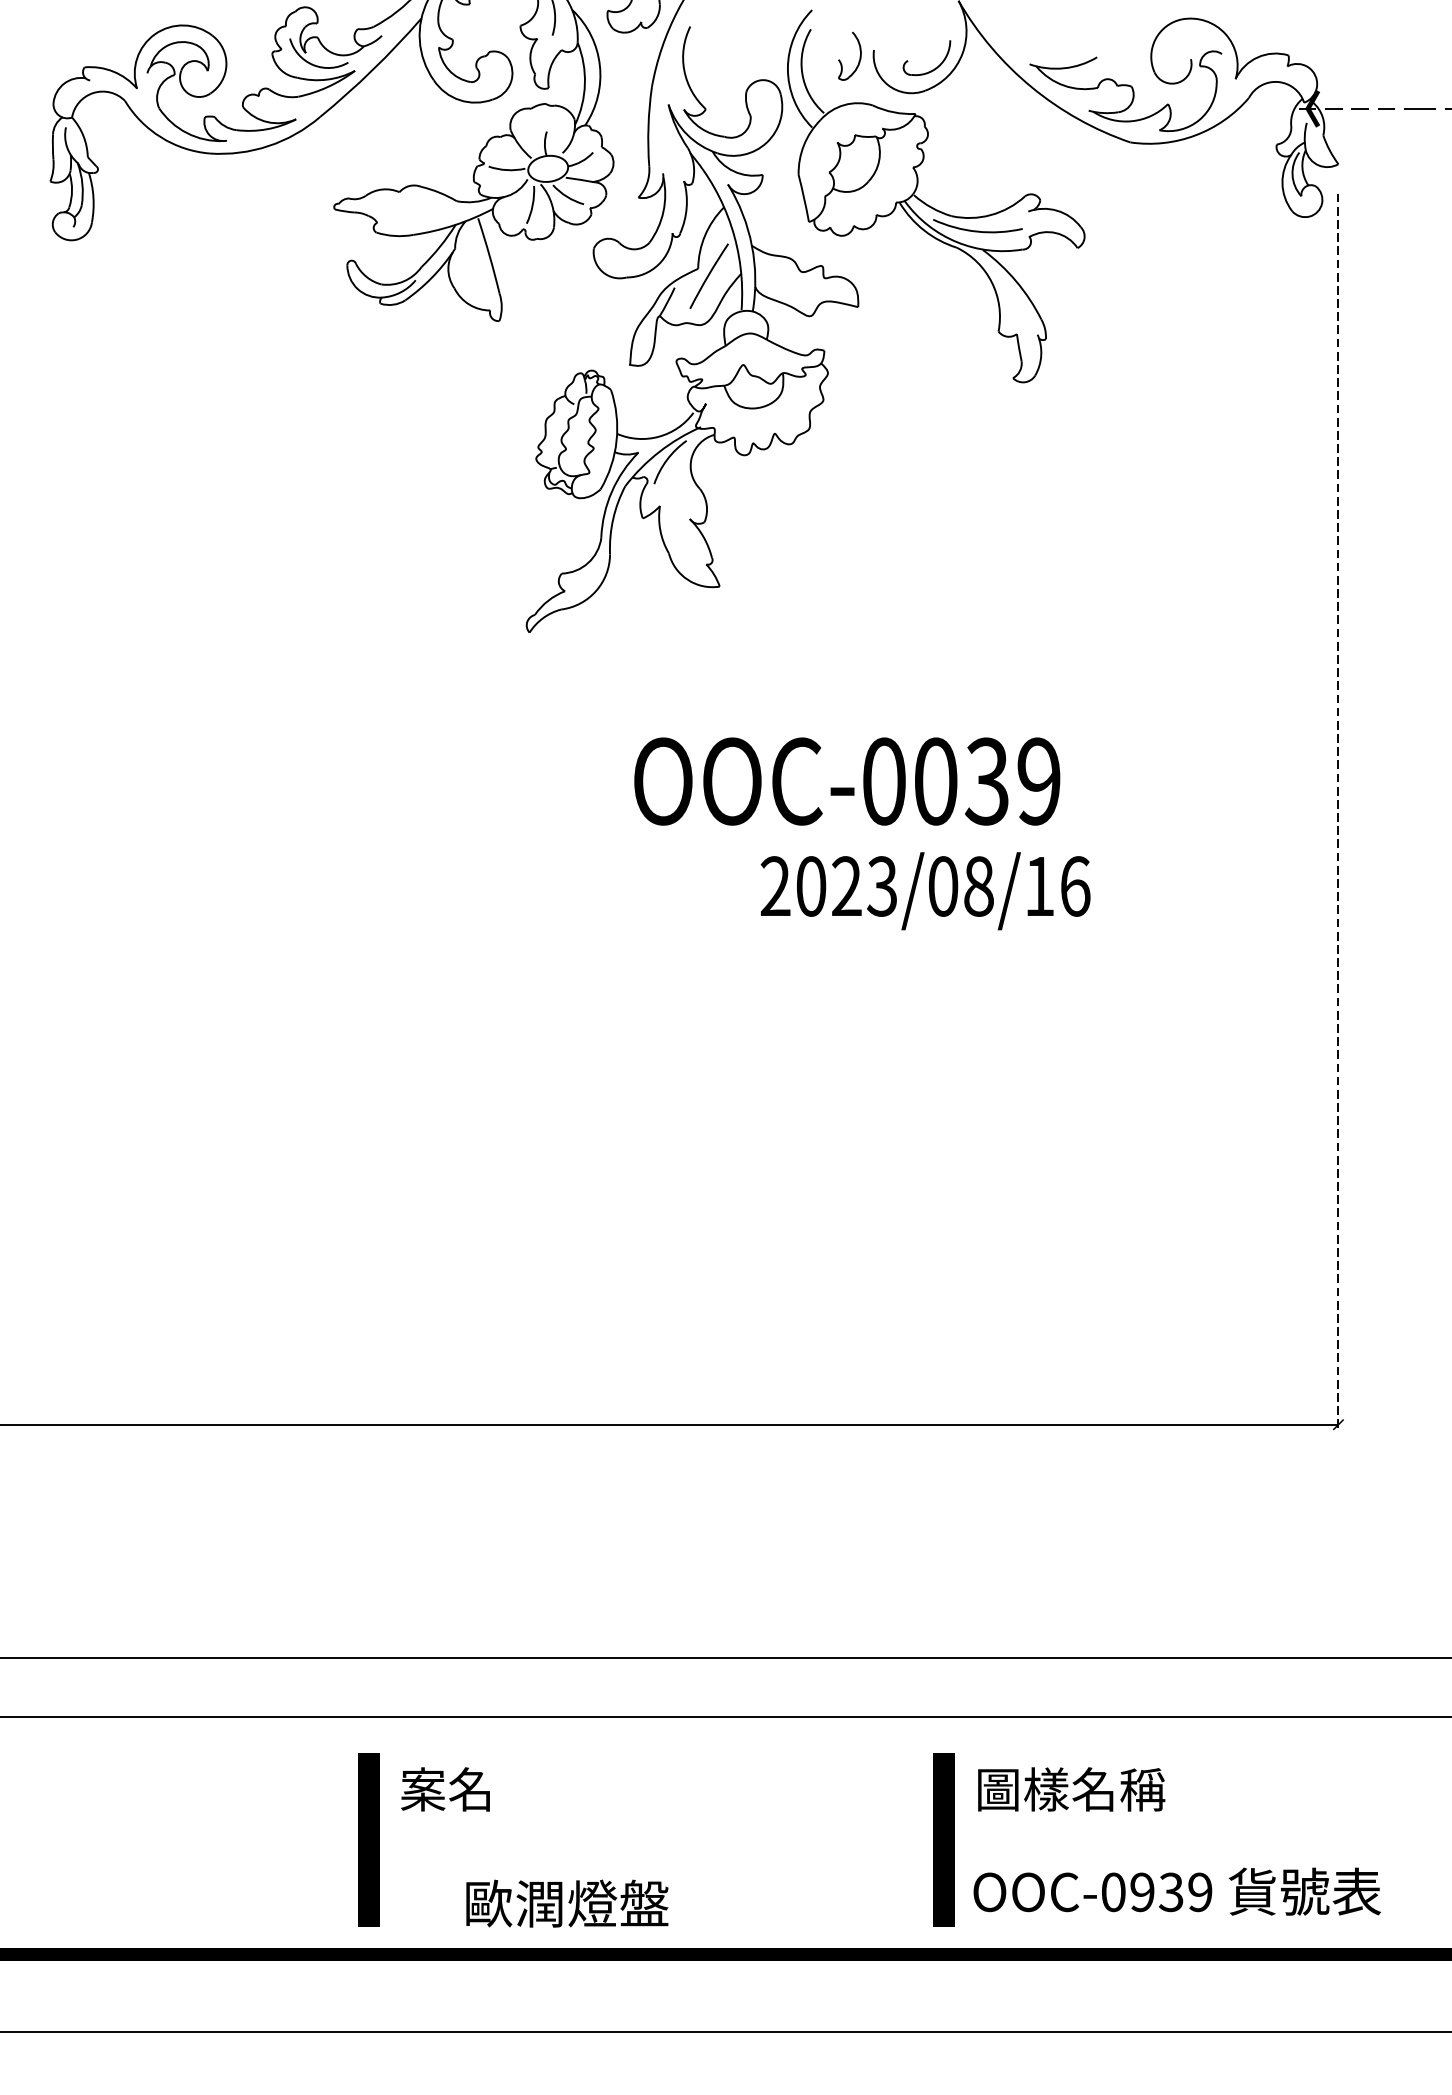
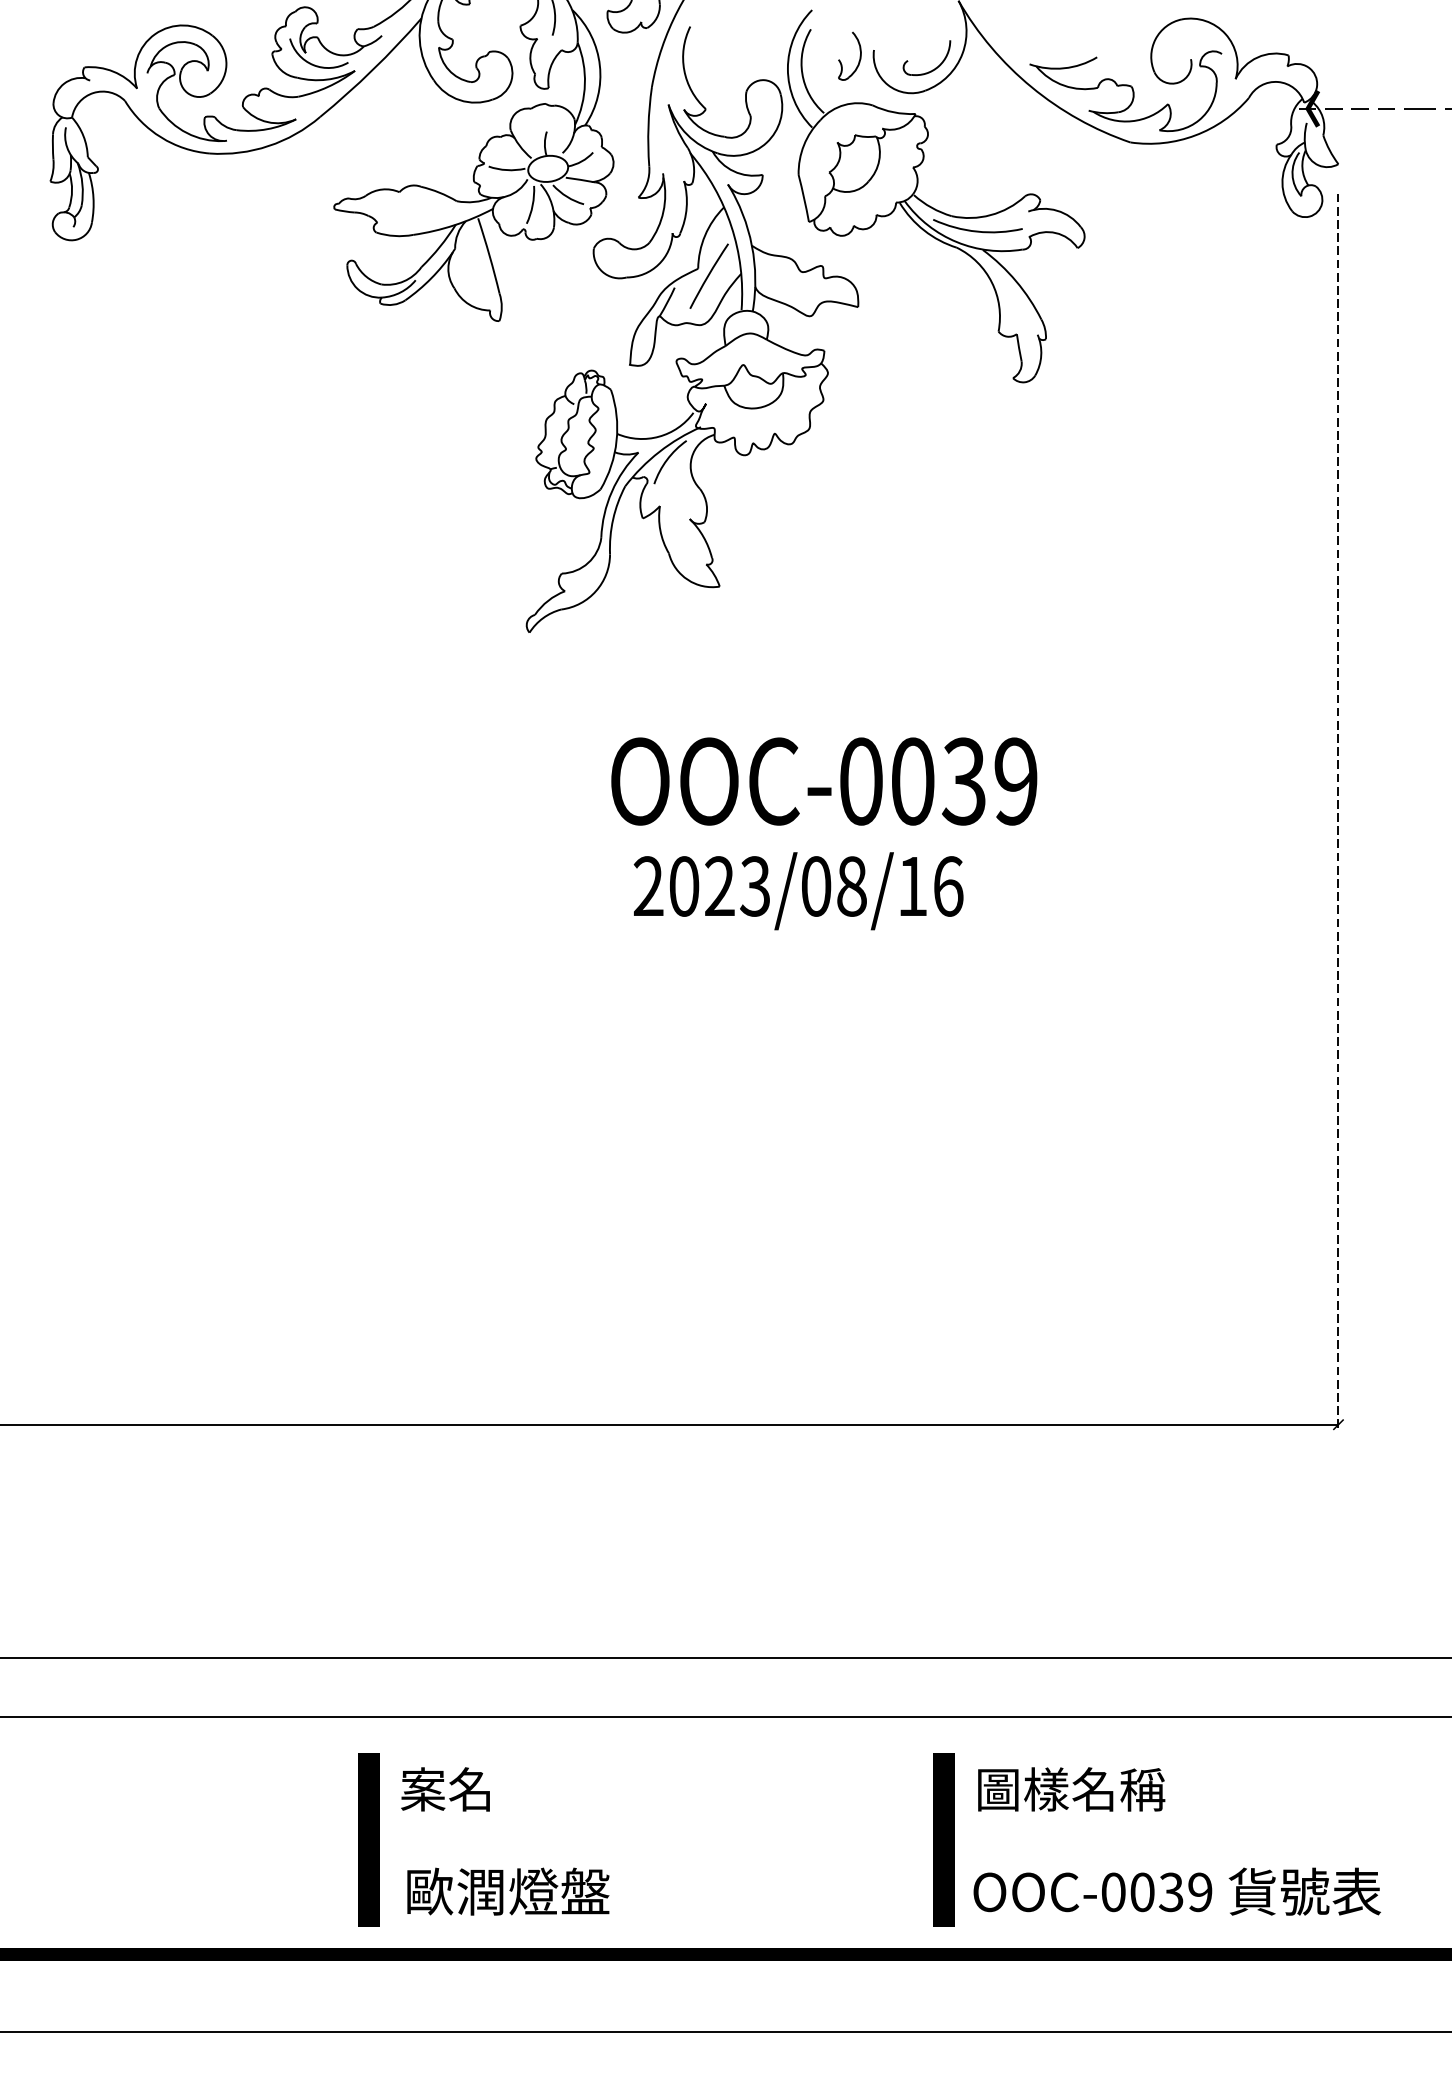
text position: (847, 781) -> (824, 781) (824, 781)
text position: (925, 891) -> (798, 891) (798, 891)
text: OOC-0939 -> OOC-0039 (1142, 1892)
text position: (567, 1903) -> (508, 1891) (508, 1891)
